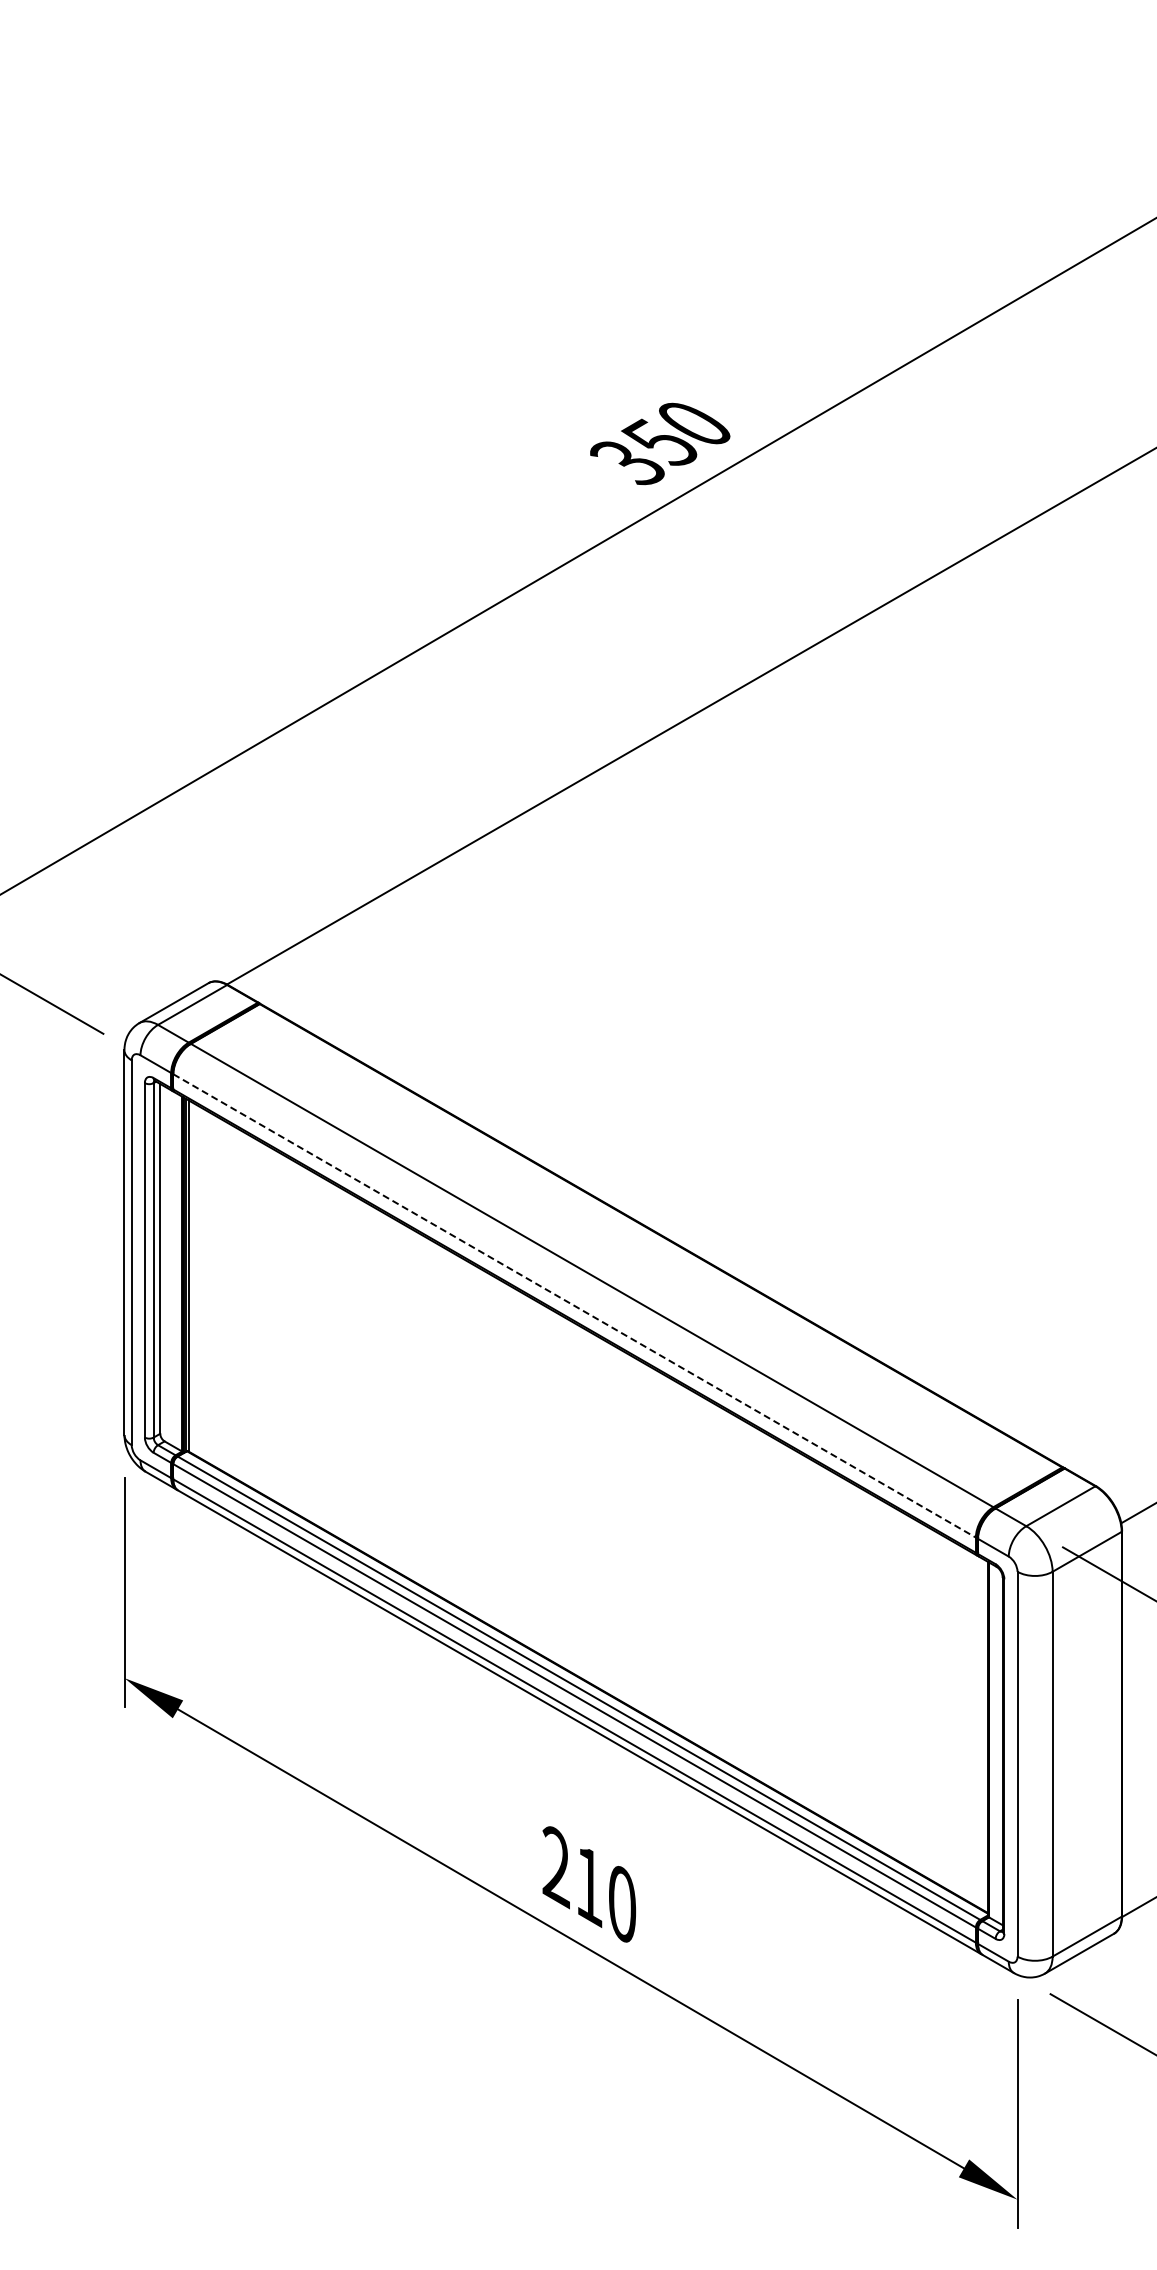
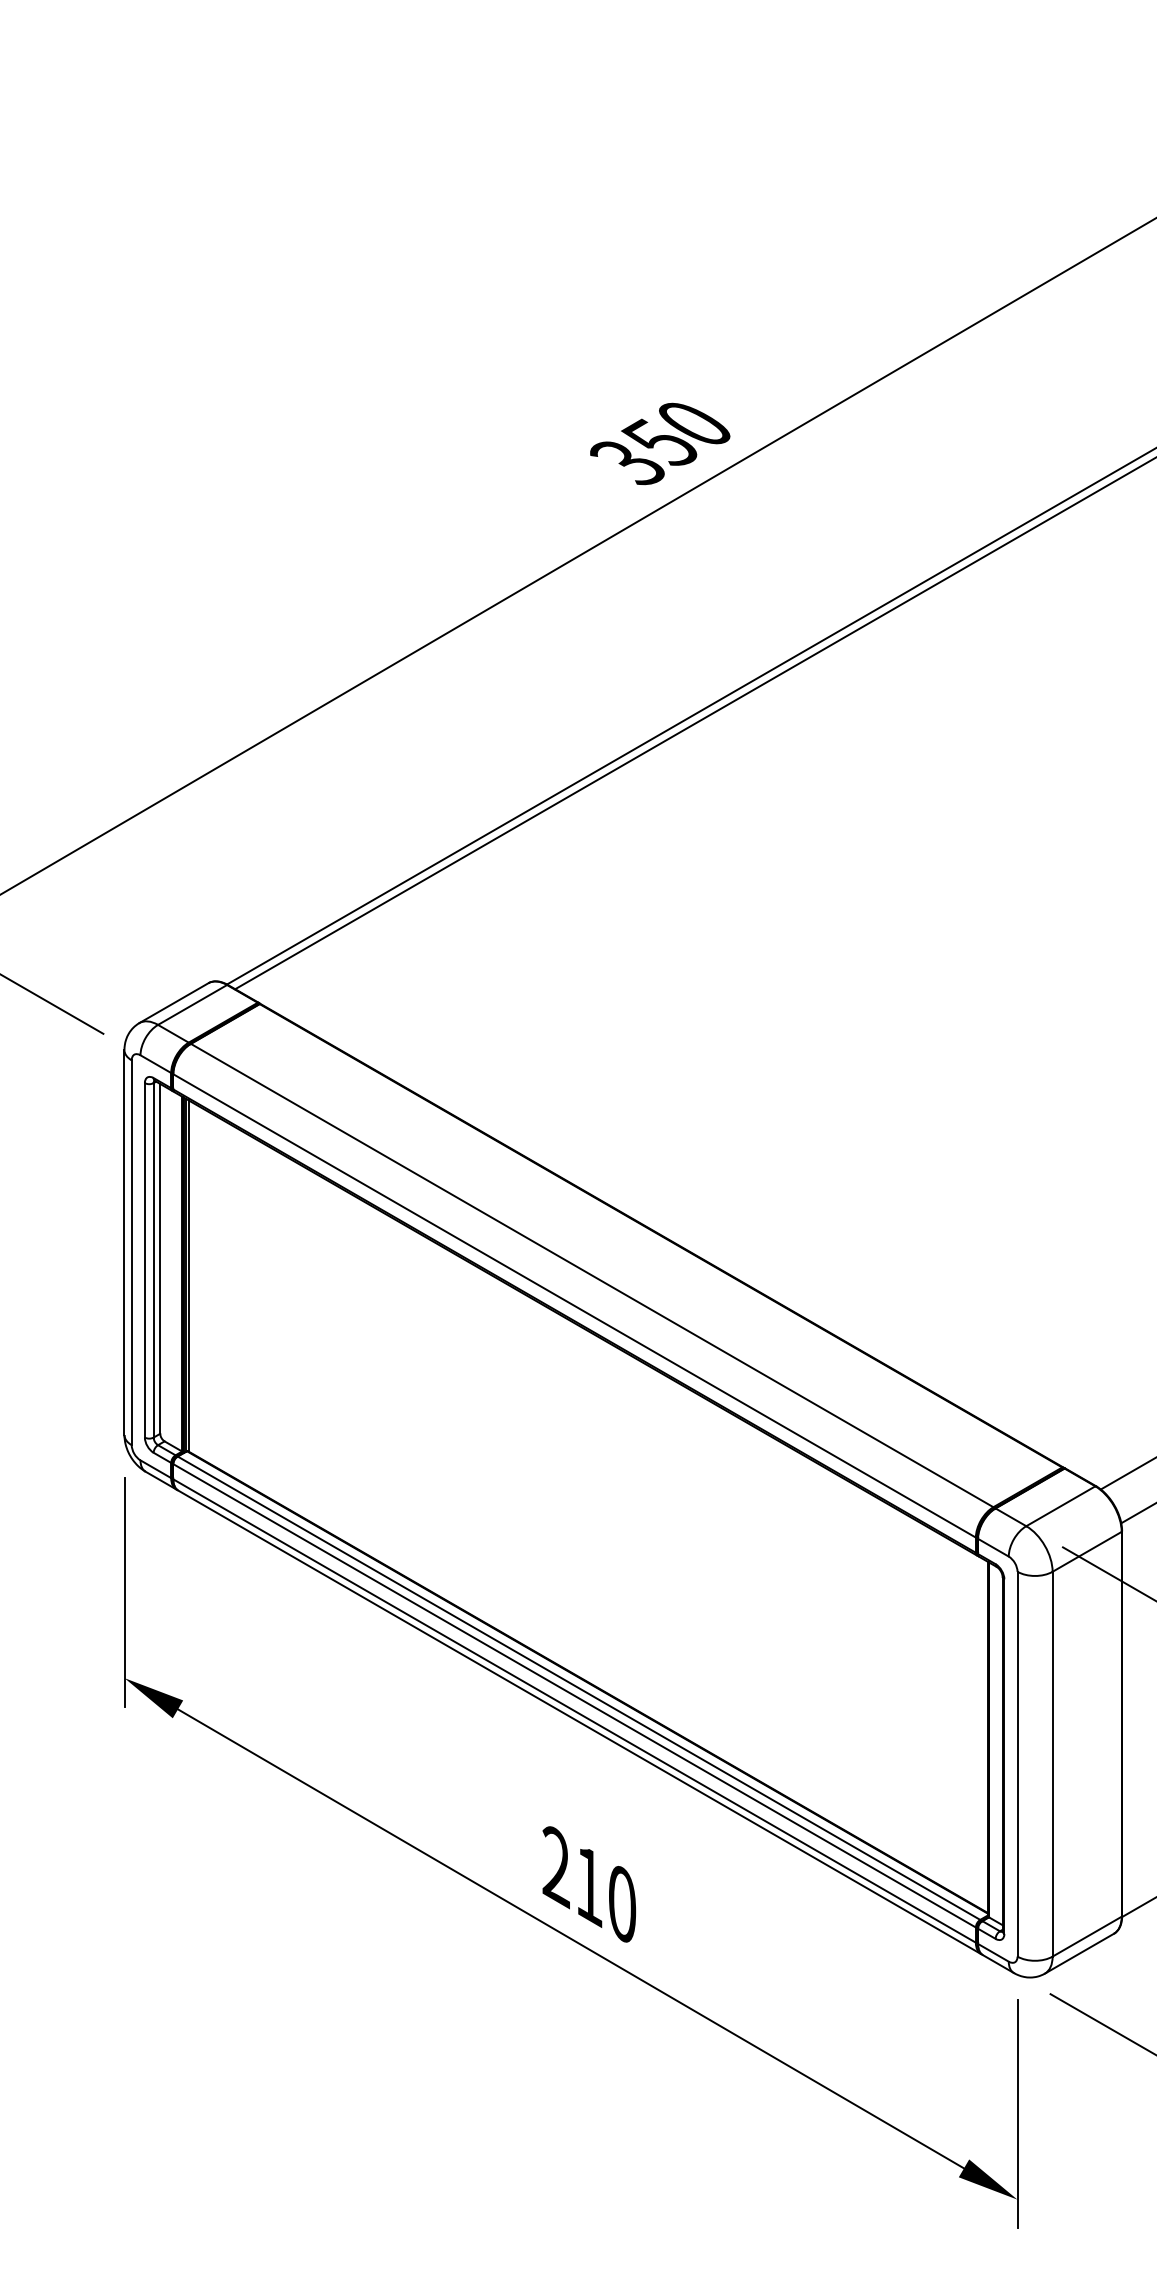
line: none -> present (694, 723)
line: dashed -> solid (575, 1306)
line: none -> present (1126, 1473)
